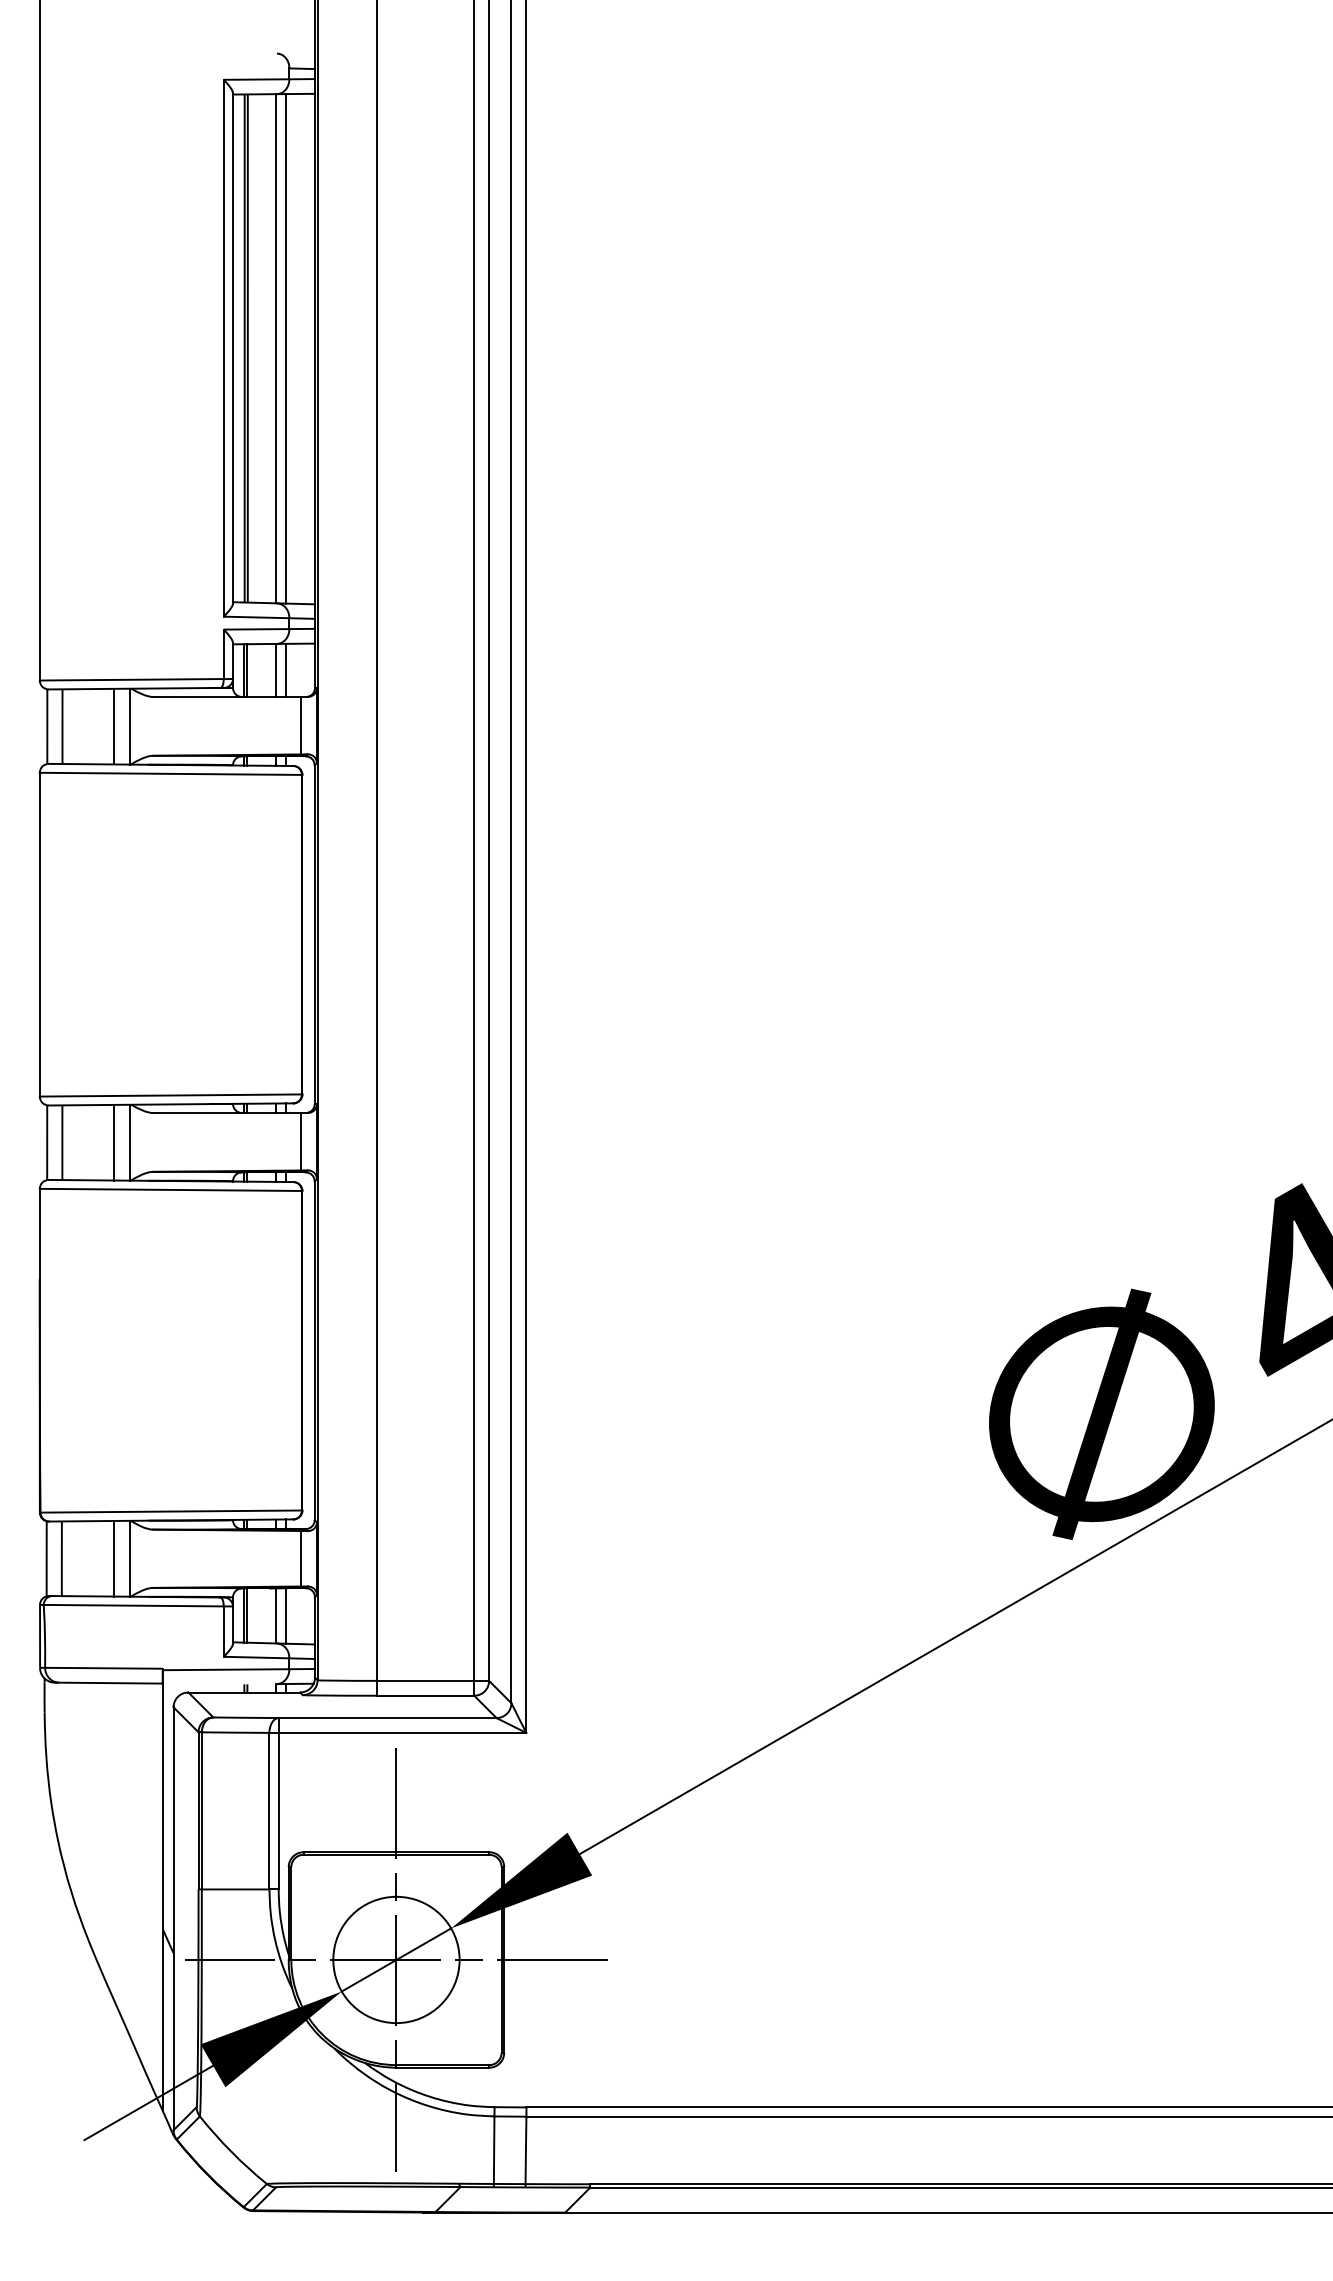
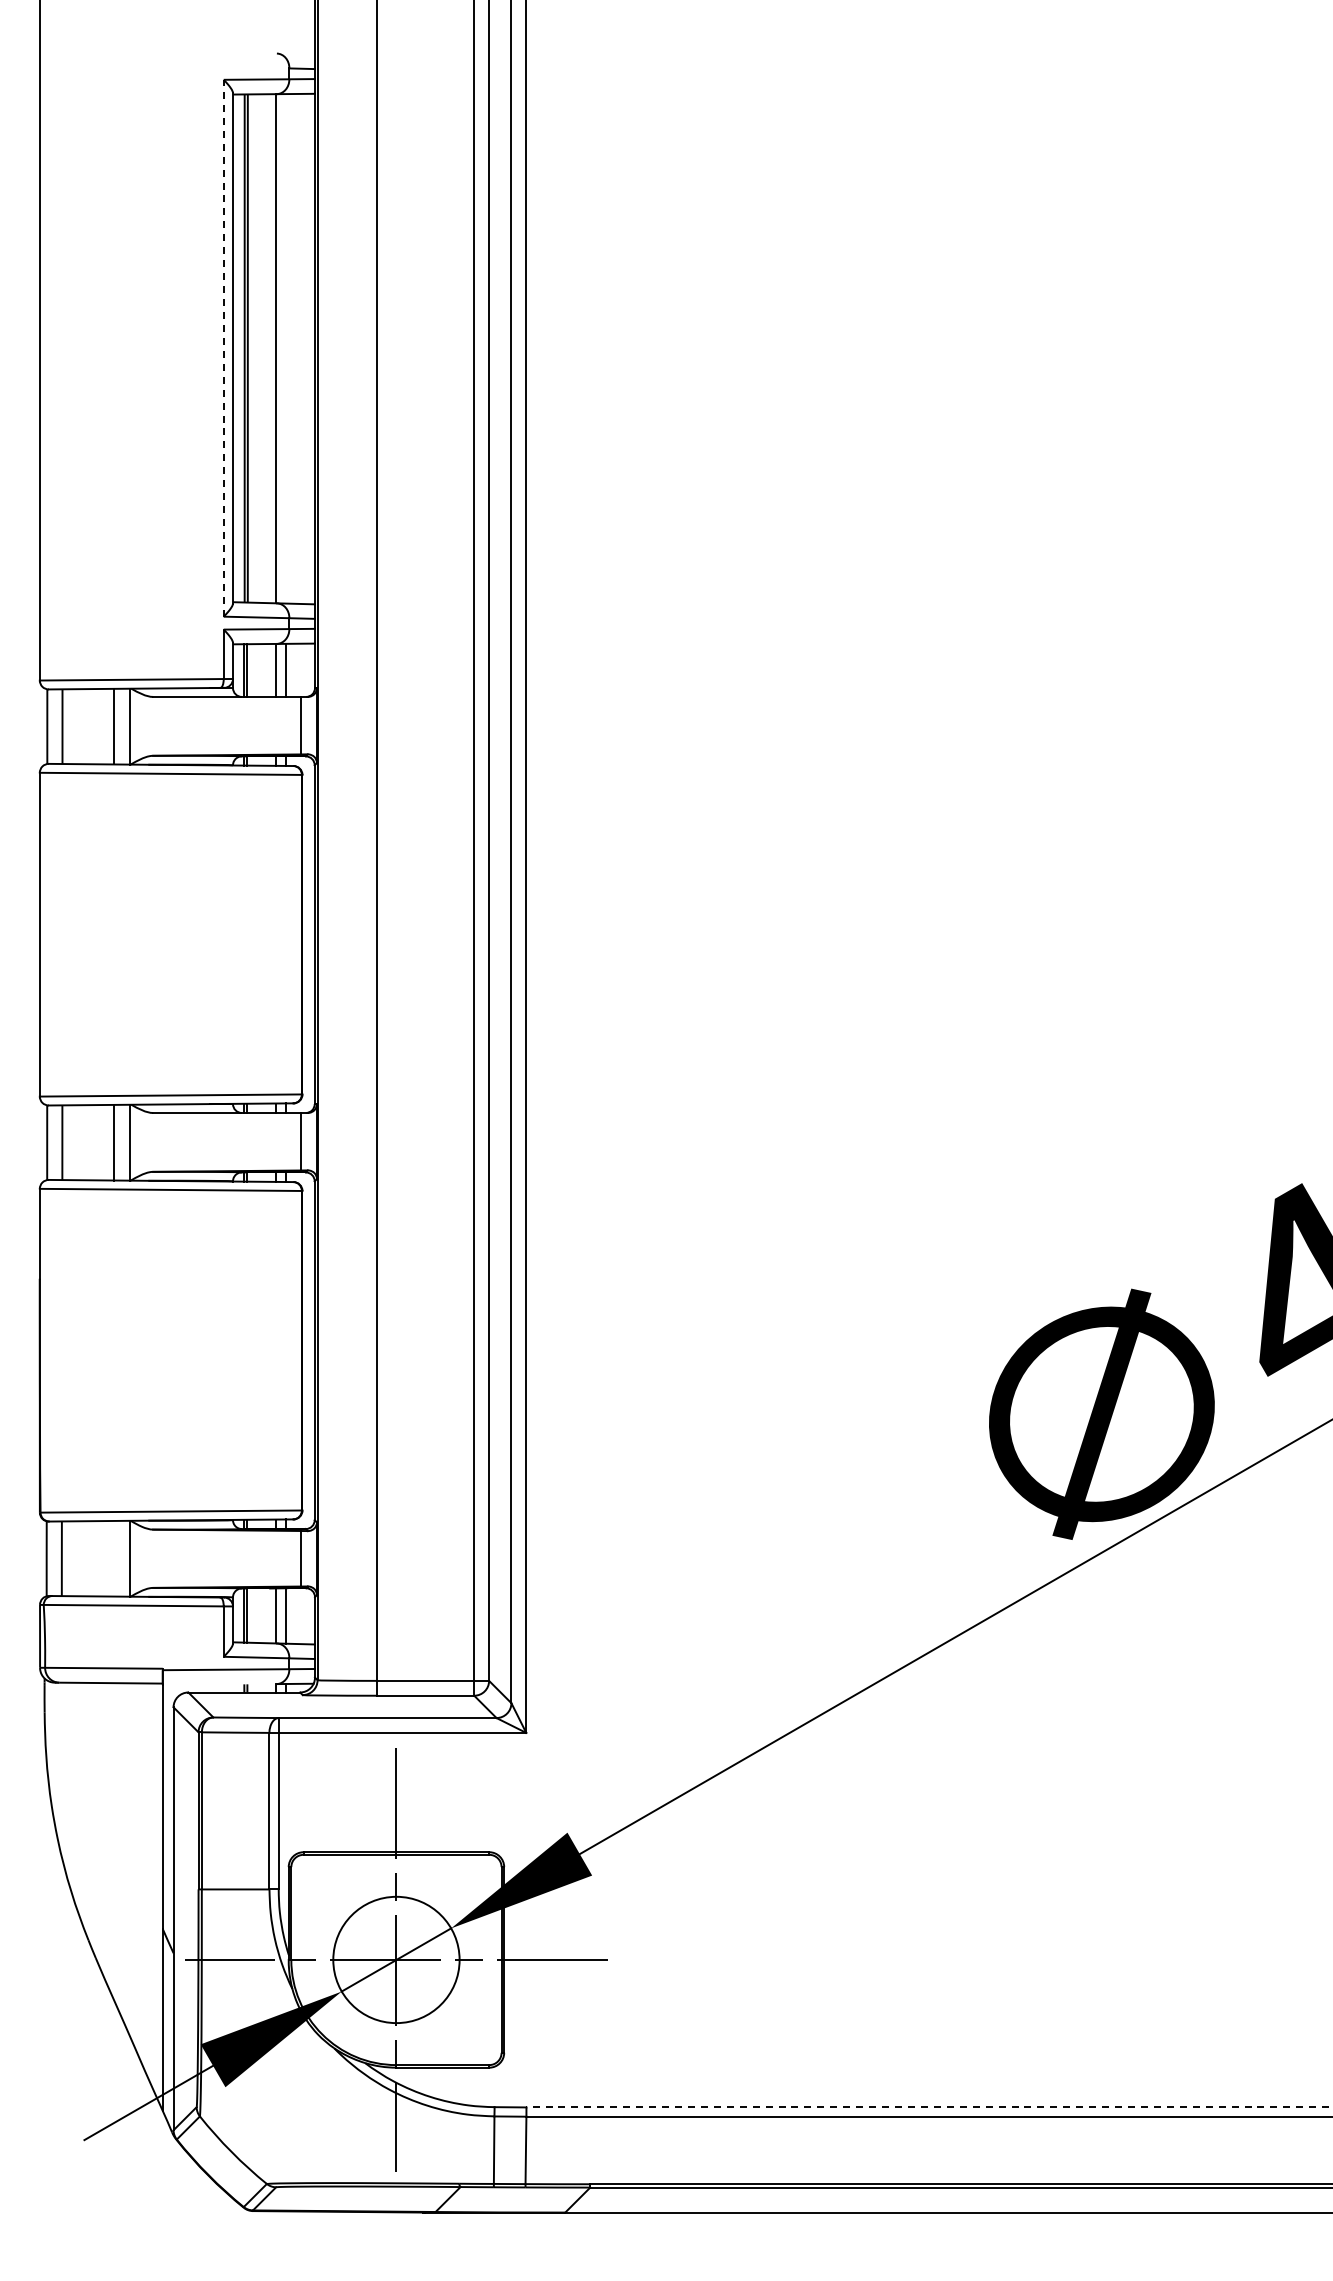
line: solid -> dashed (223, 347)
line: present -> none (285, 348)
line: present -> none (114, 1558)
line: solid -> dashed (928, 2107)
